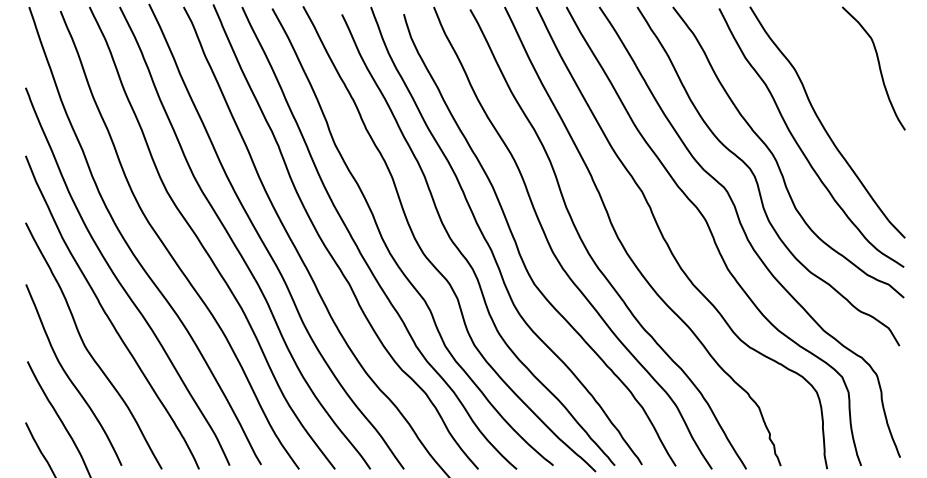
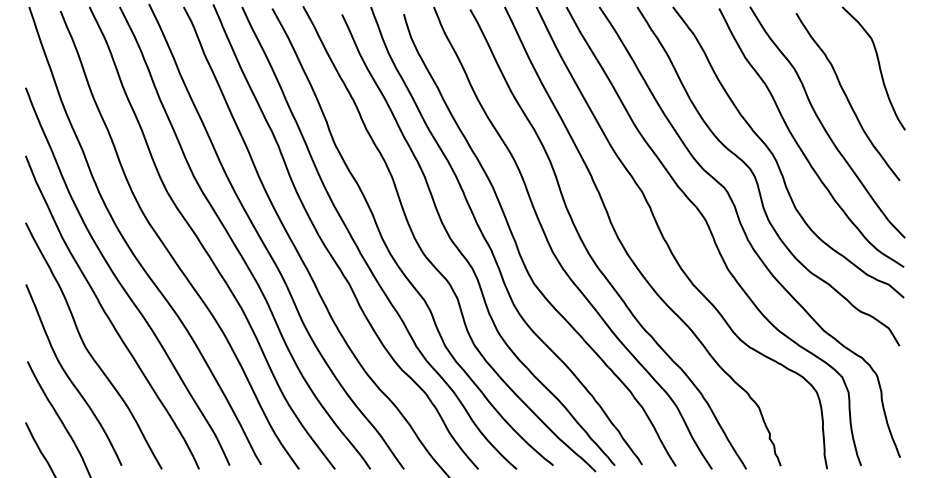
curve: none -> present (847, 97)
